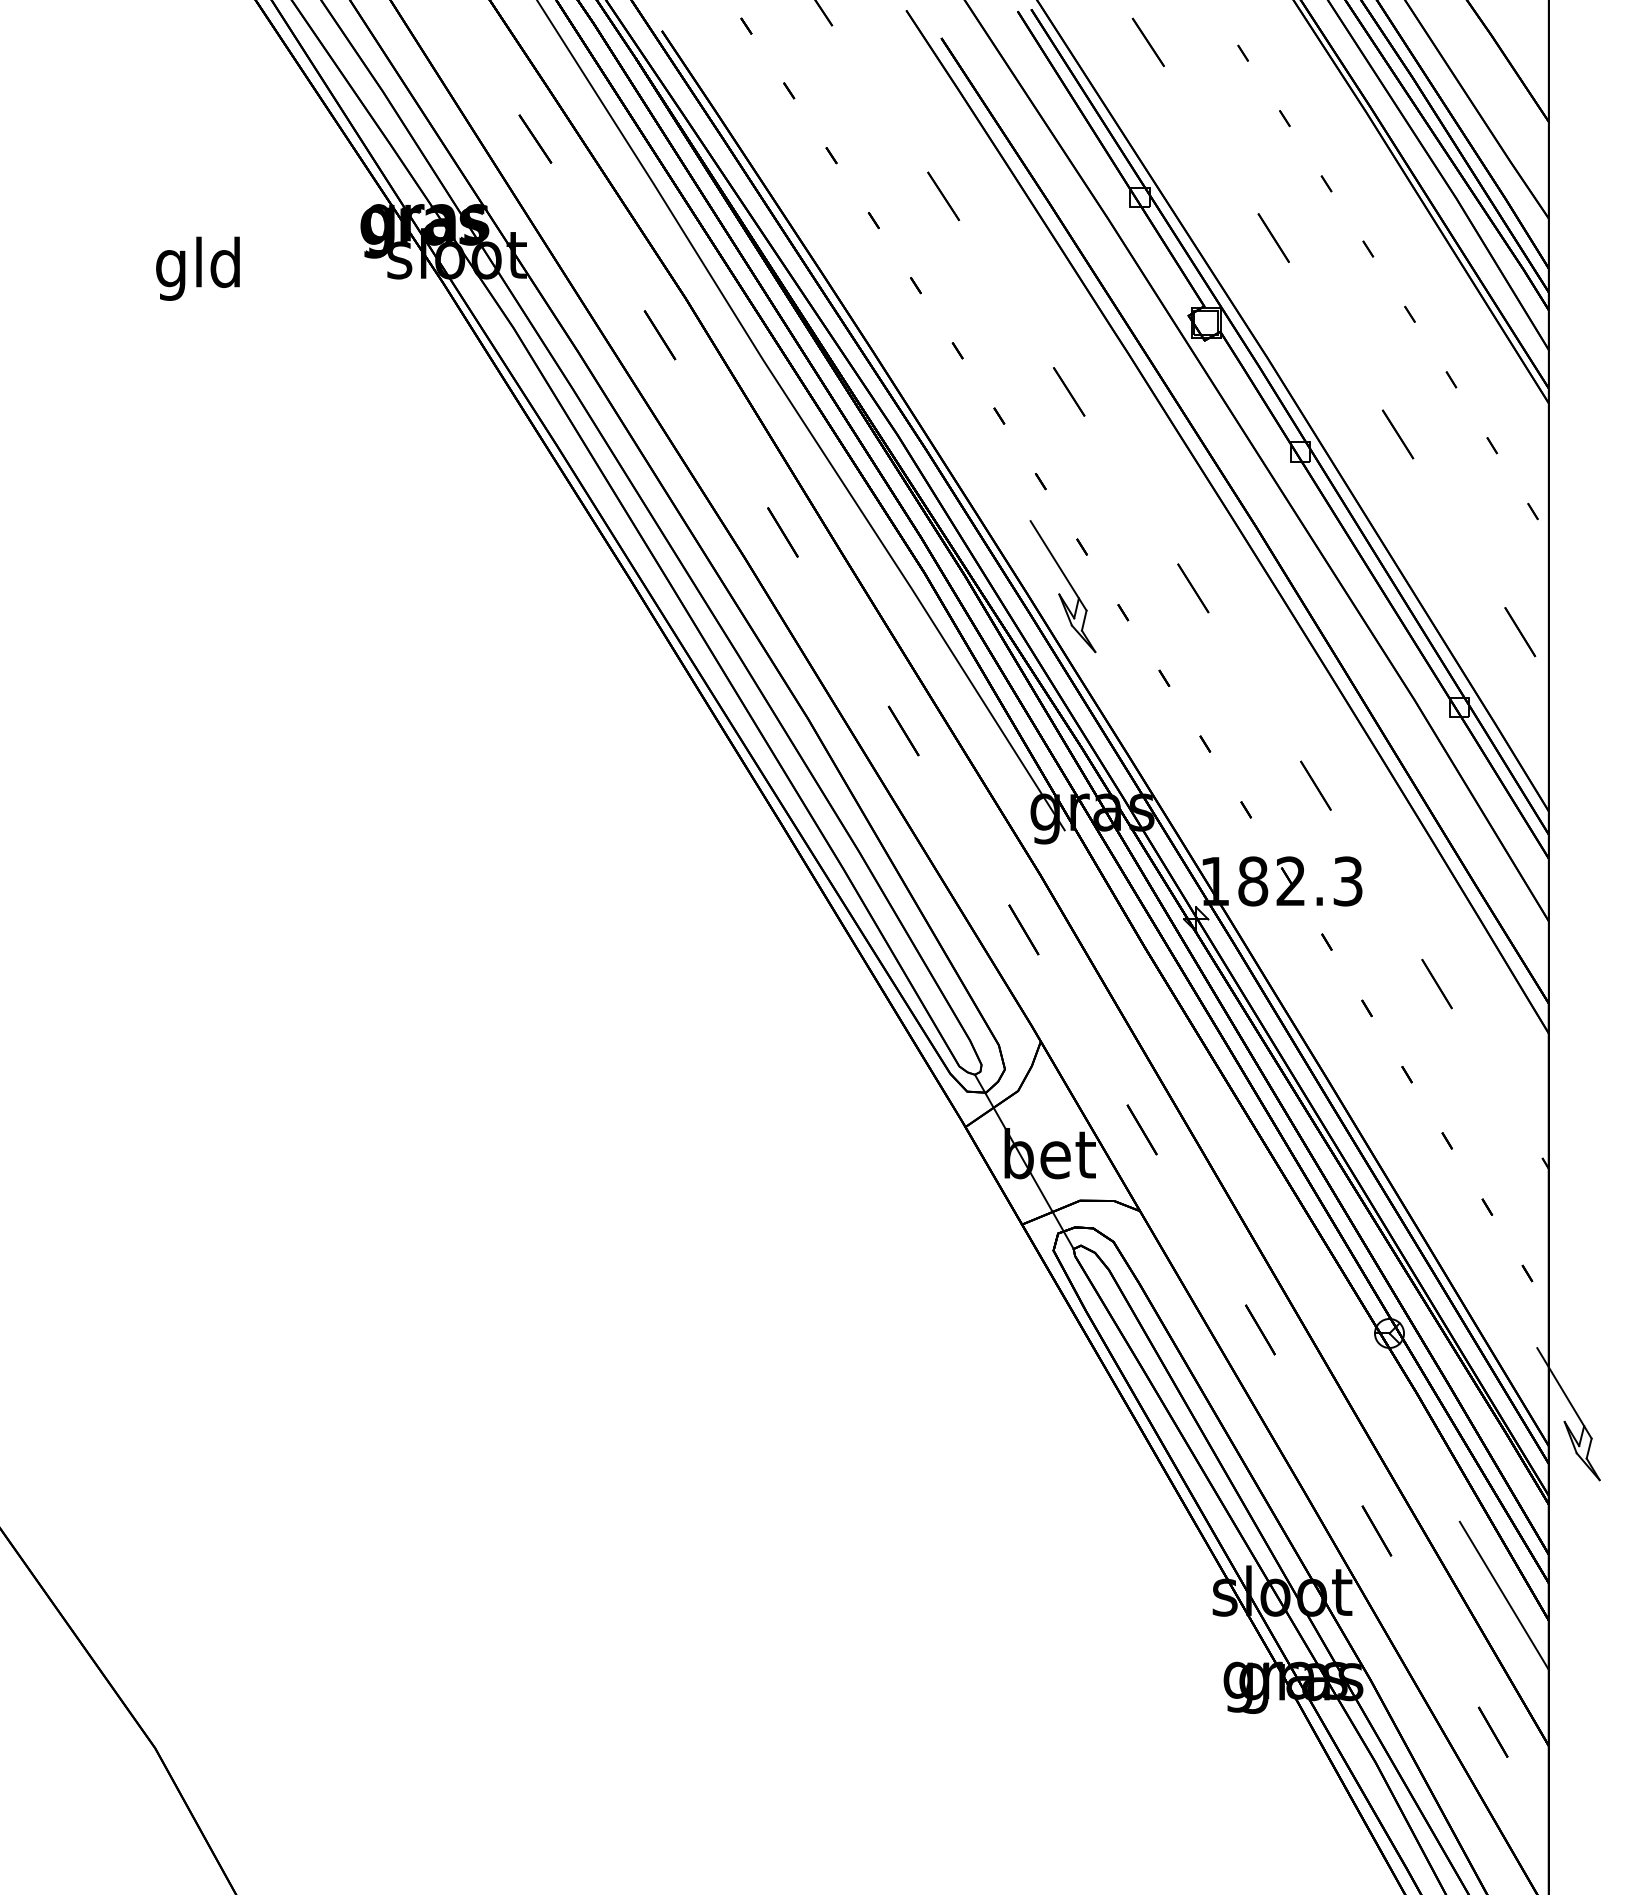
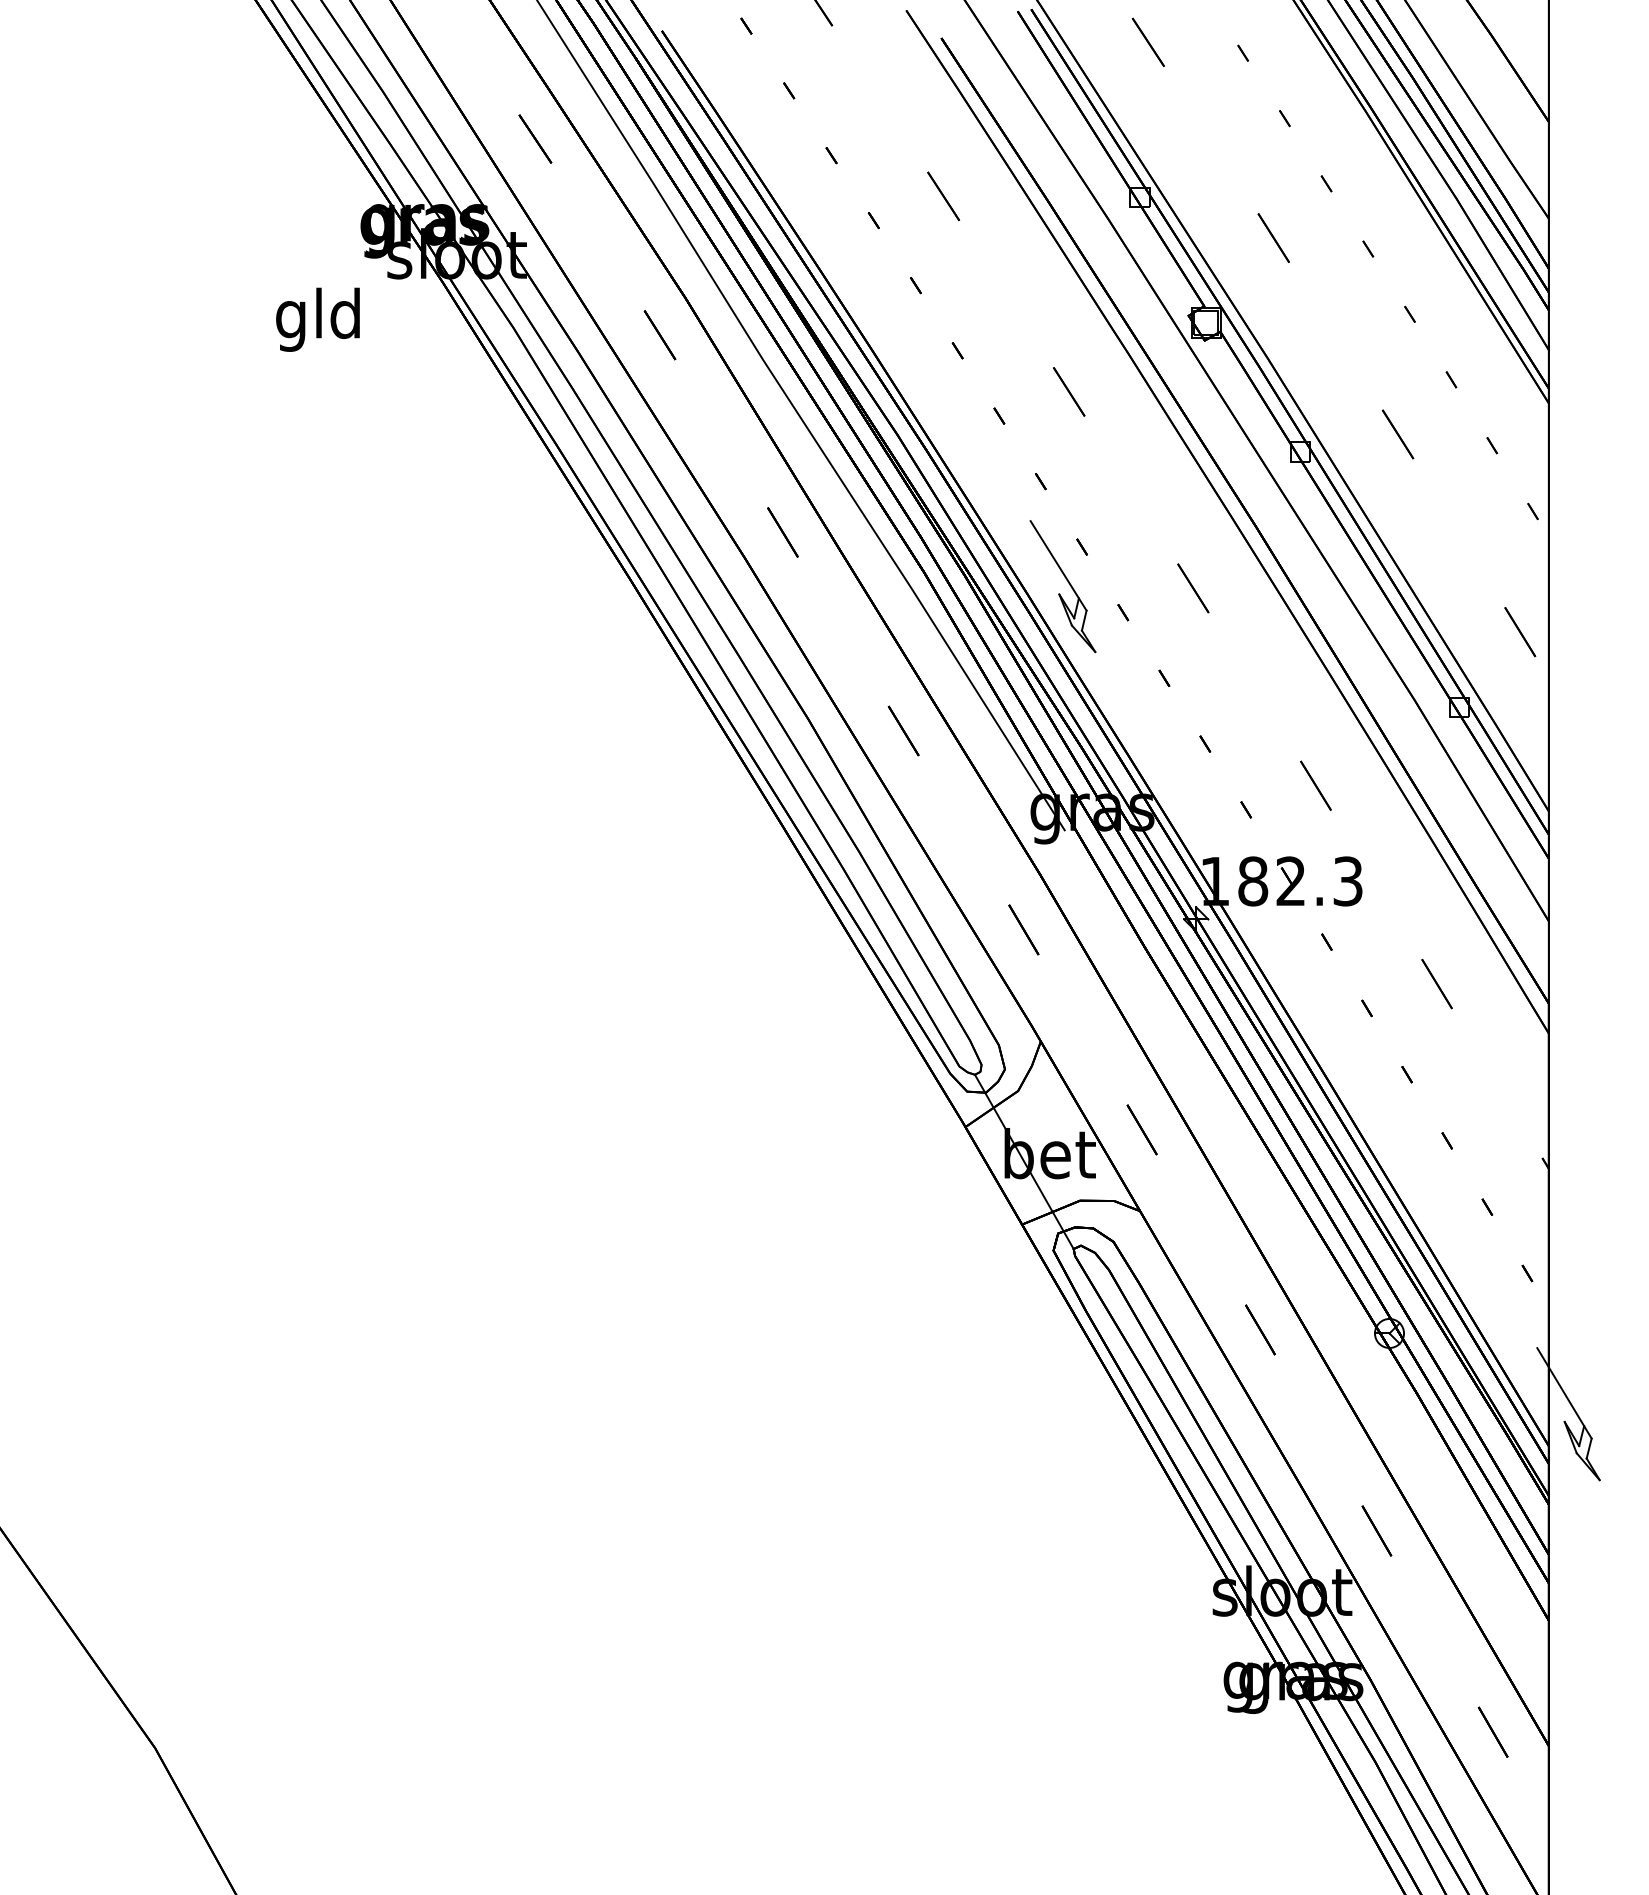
text position: (197, 268) -> (317, 319) (317, 319)
line: present -> none (1503, 1595)
